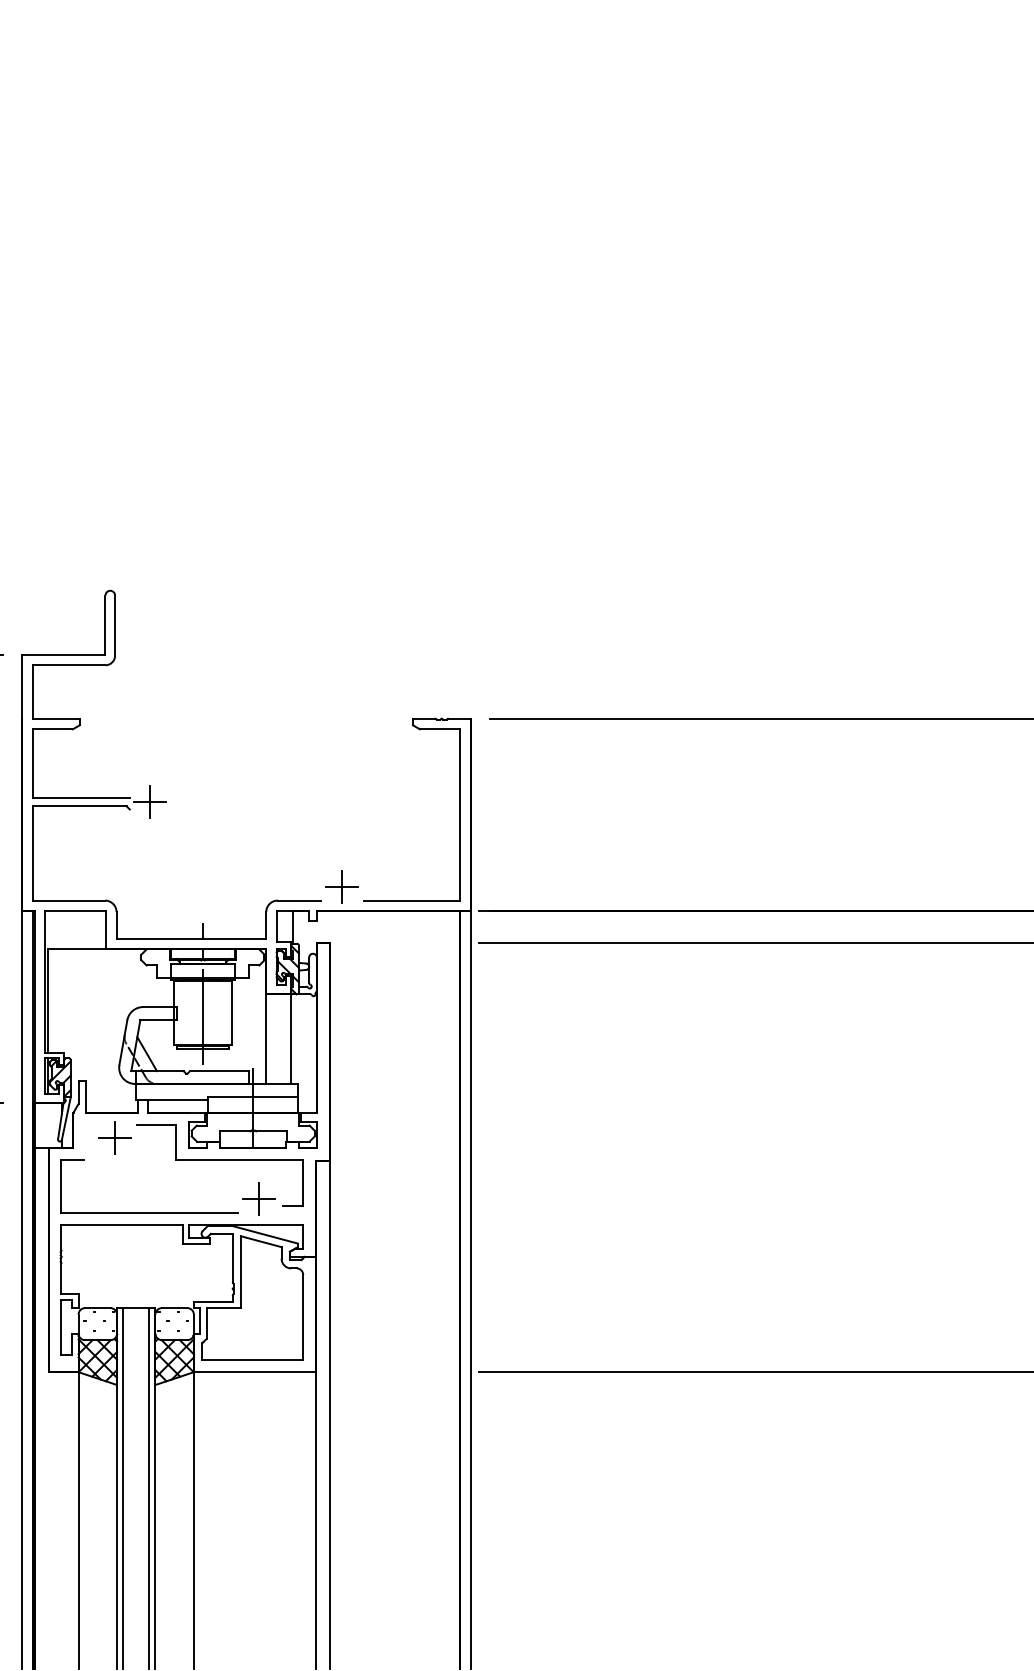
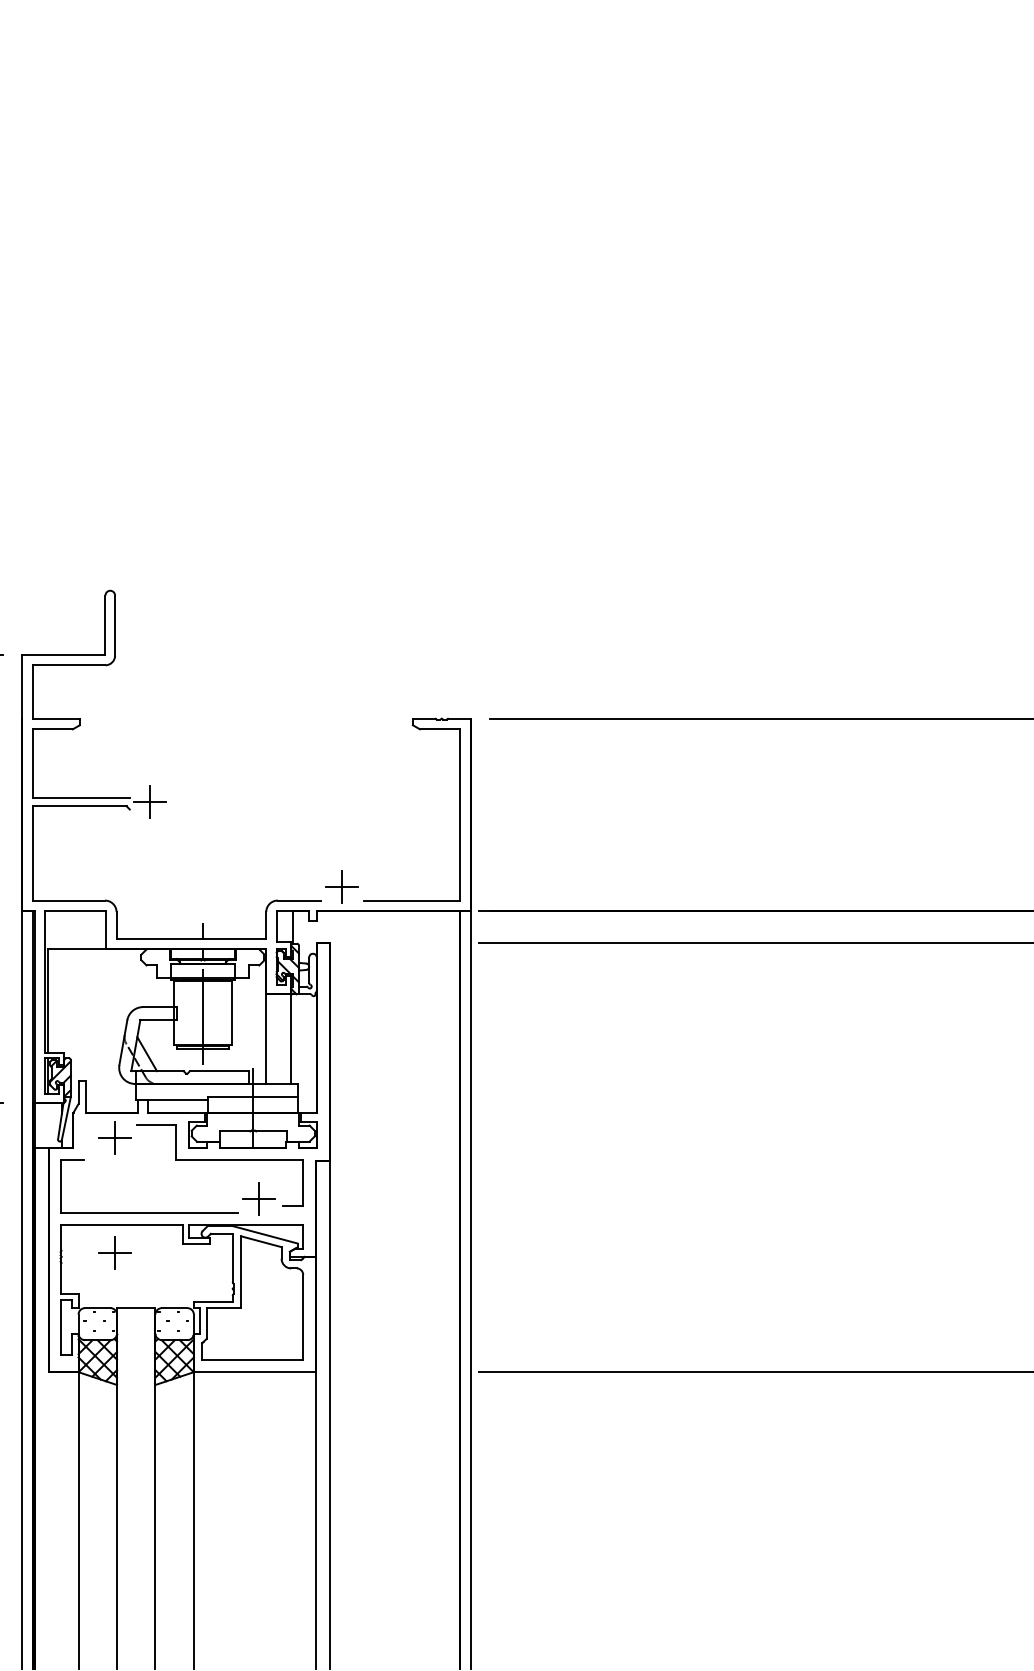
part: none -> present (114, 1252)
line: present -> none (123, 1487)
line: present -> none (149, 1487)
